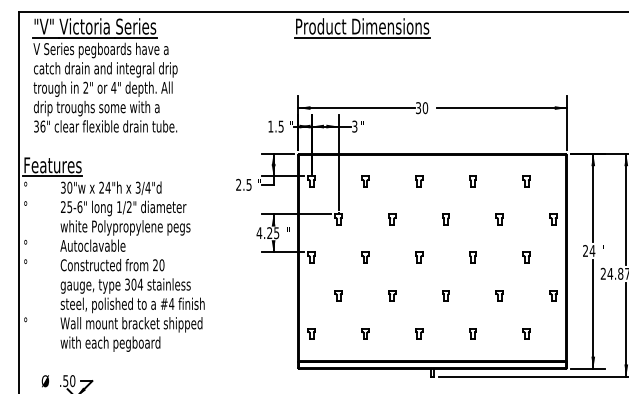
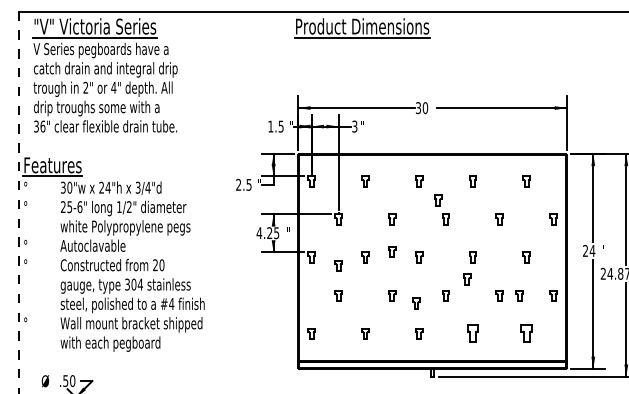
part: none -> present (438, 200)
line: solid -> dashed (18, 202)
part: none -> present (392, 251)
part: none -> present (338, 265)
part: none -> present (467, 279)
part: none -> present (519, 295)
part: none -> present (416, 303)
part size: 8x12 px -> 12x19 px (472, 333)
part size: 9x12 px -> 13x19 px (526, 333)
